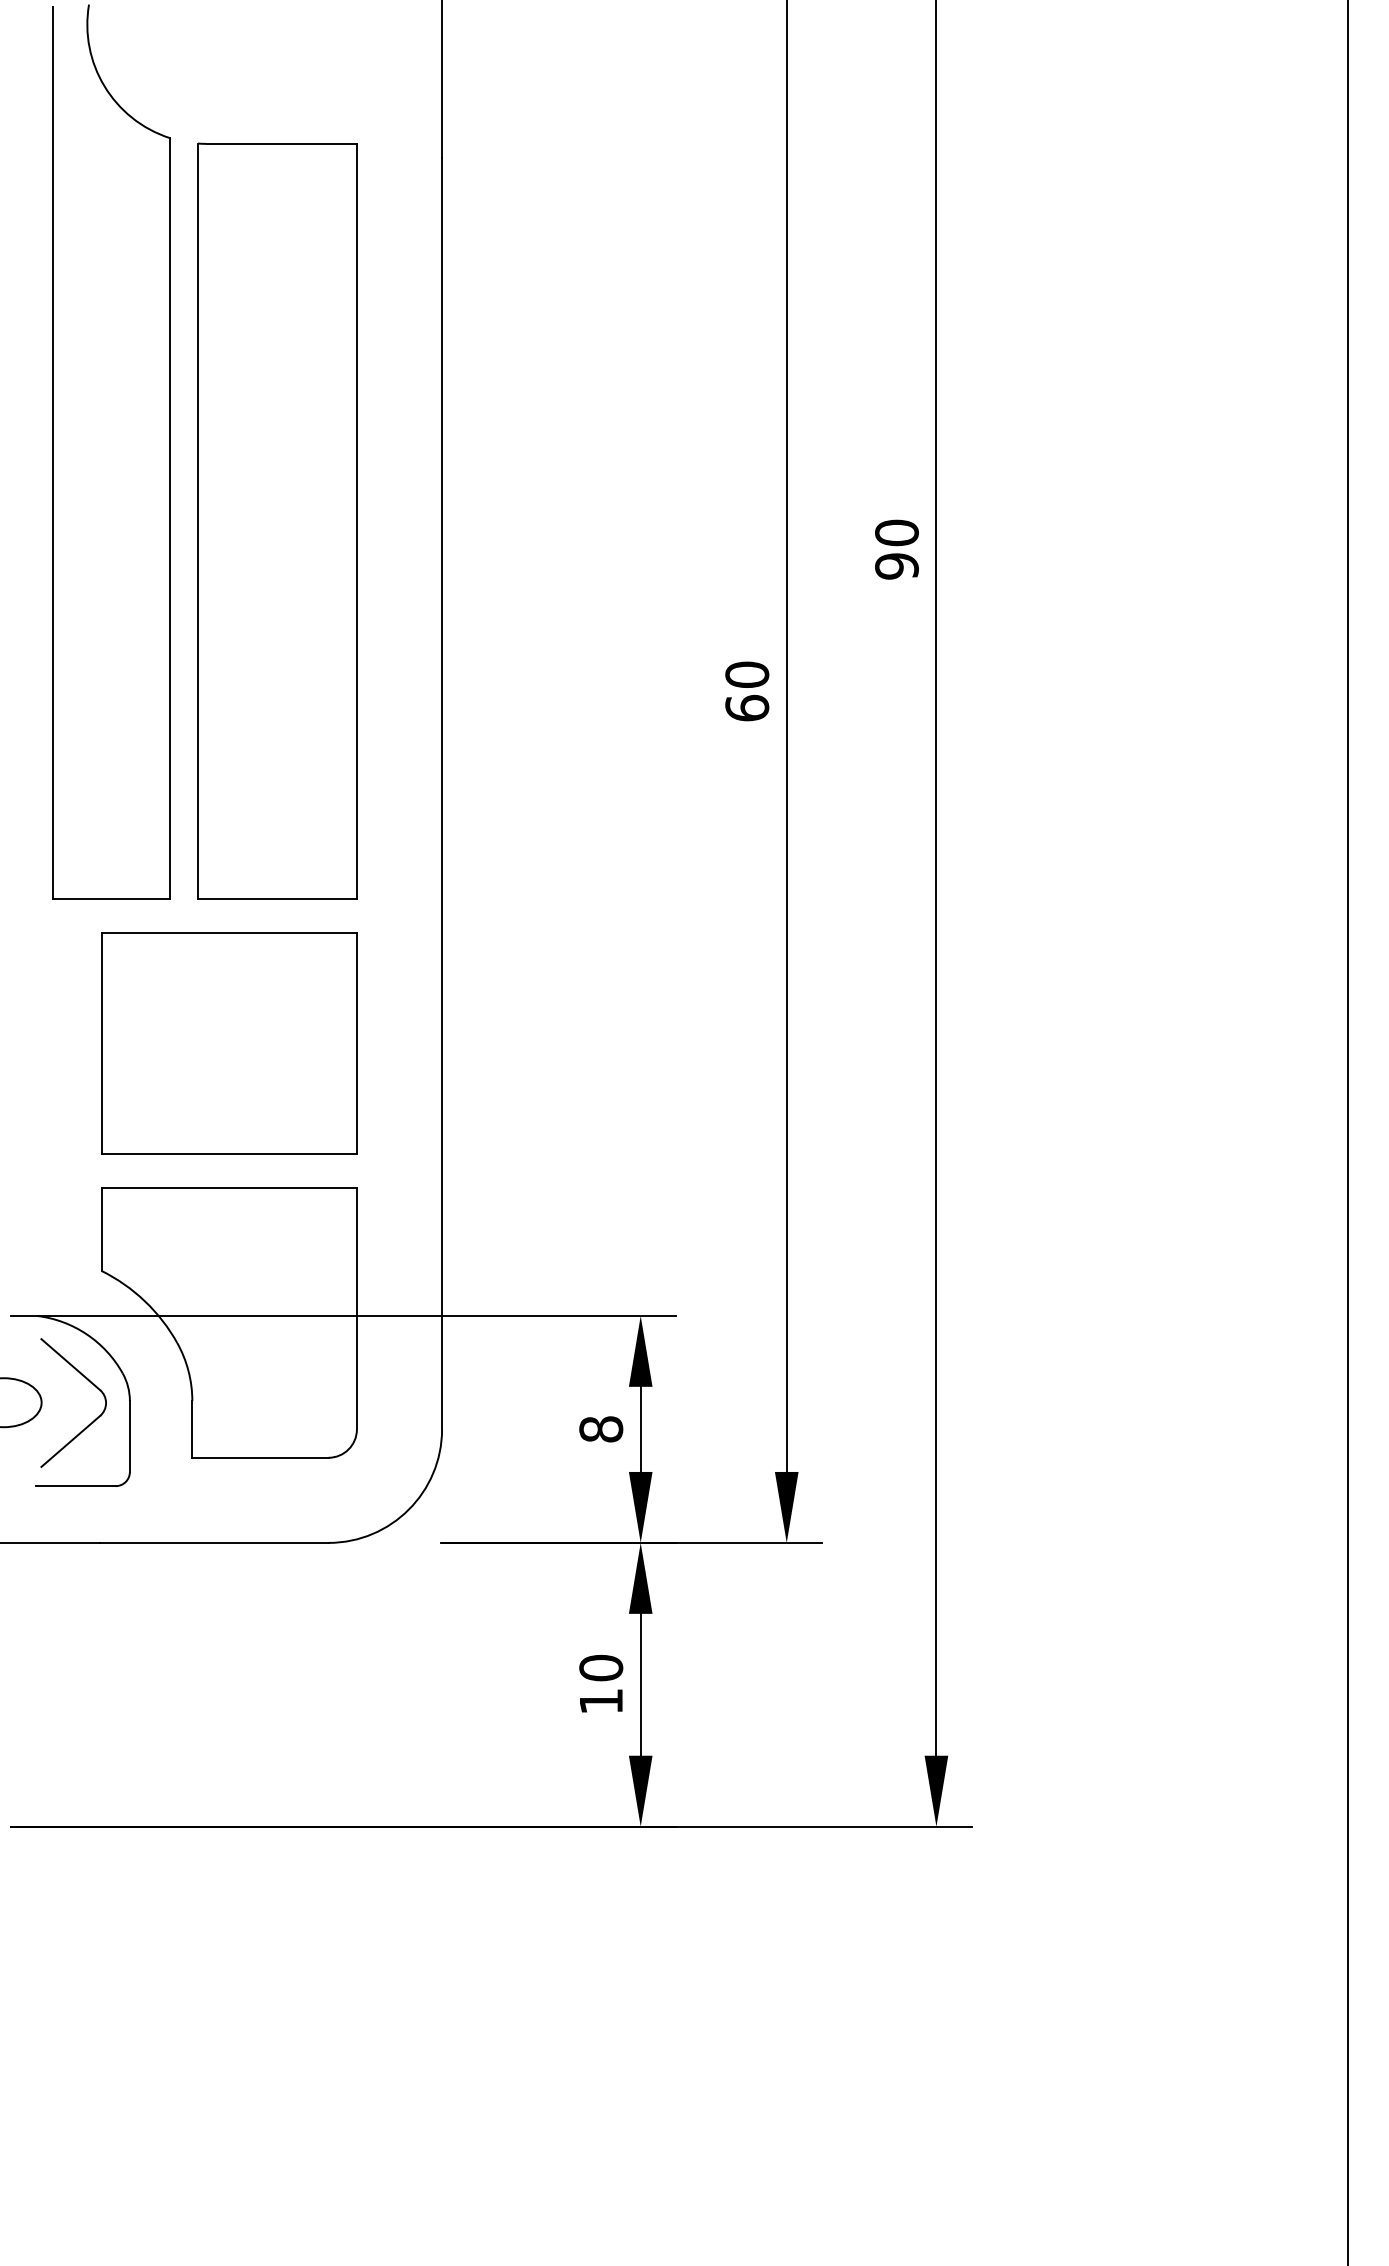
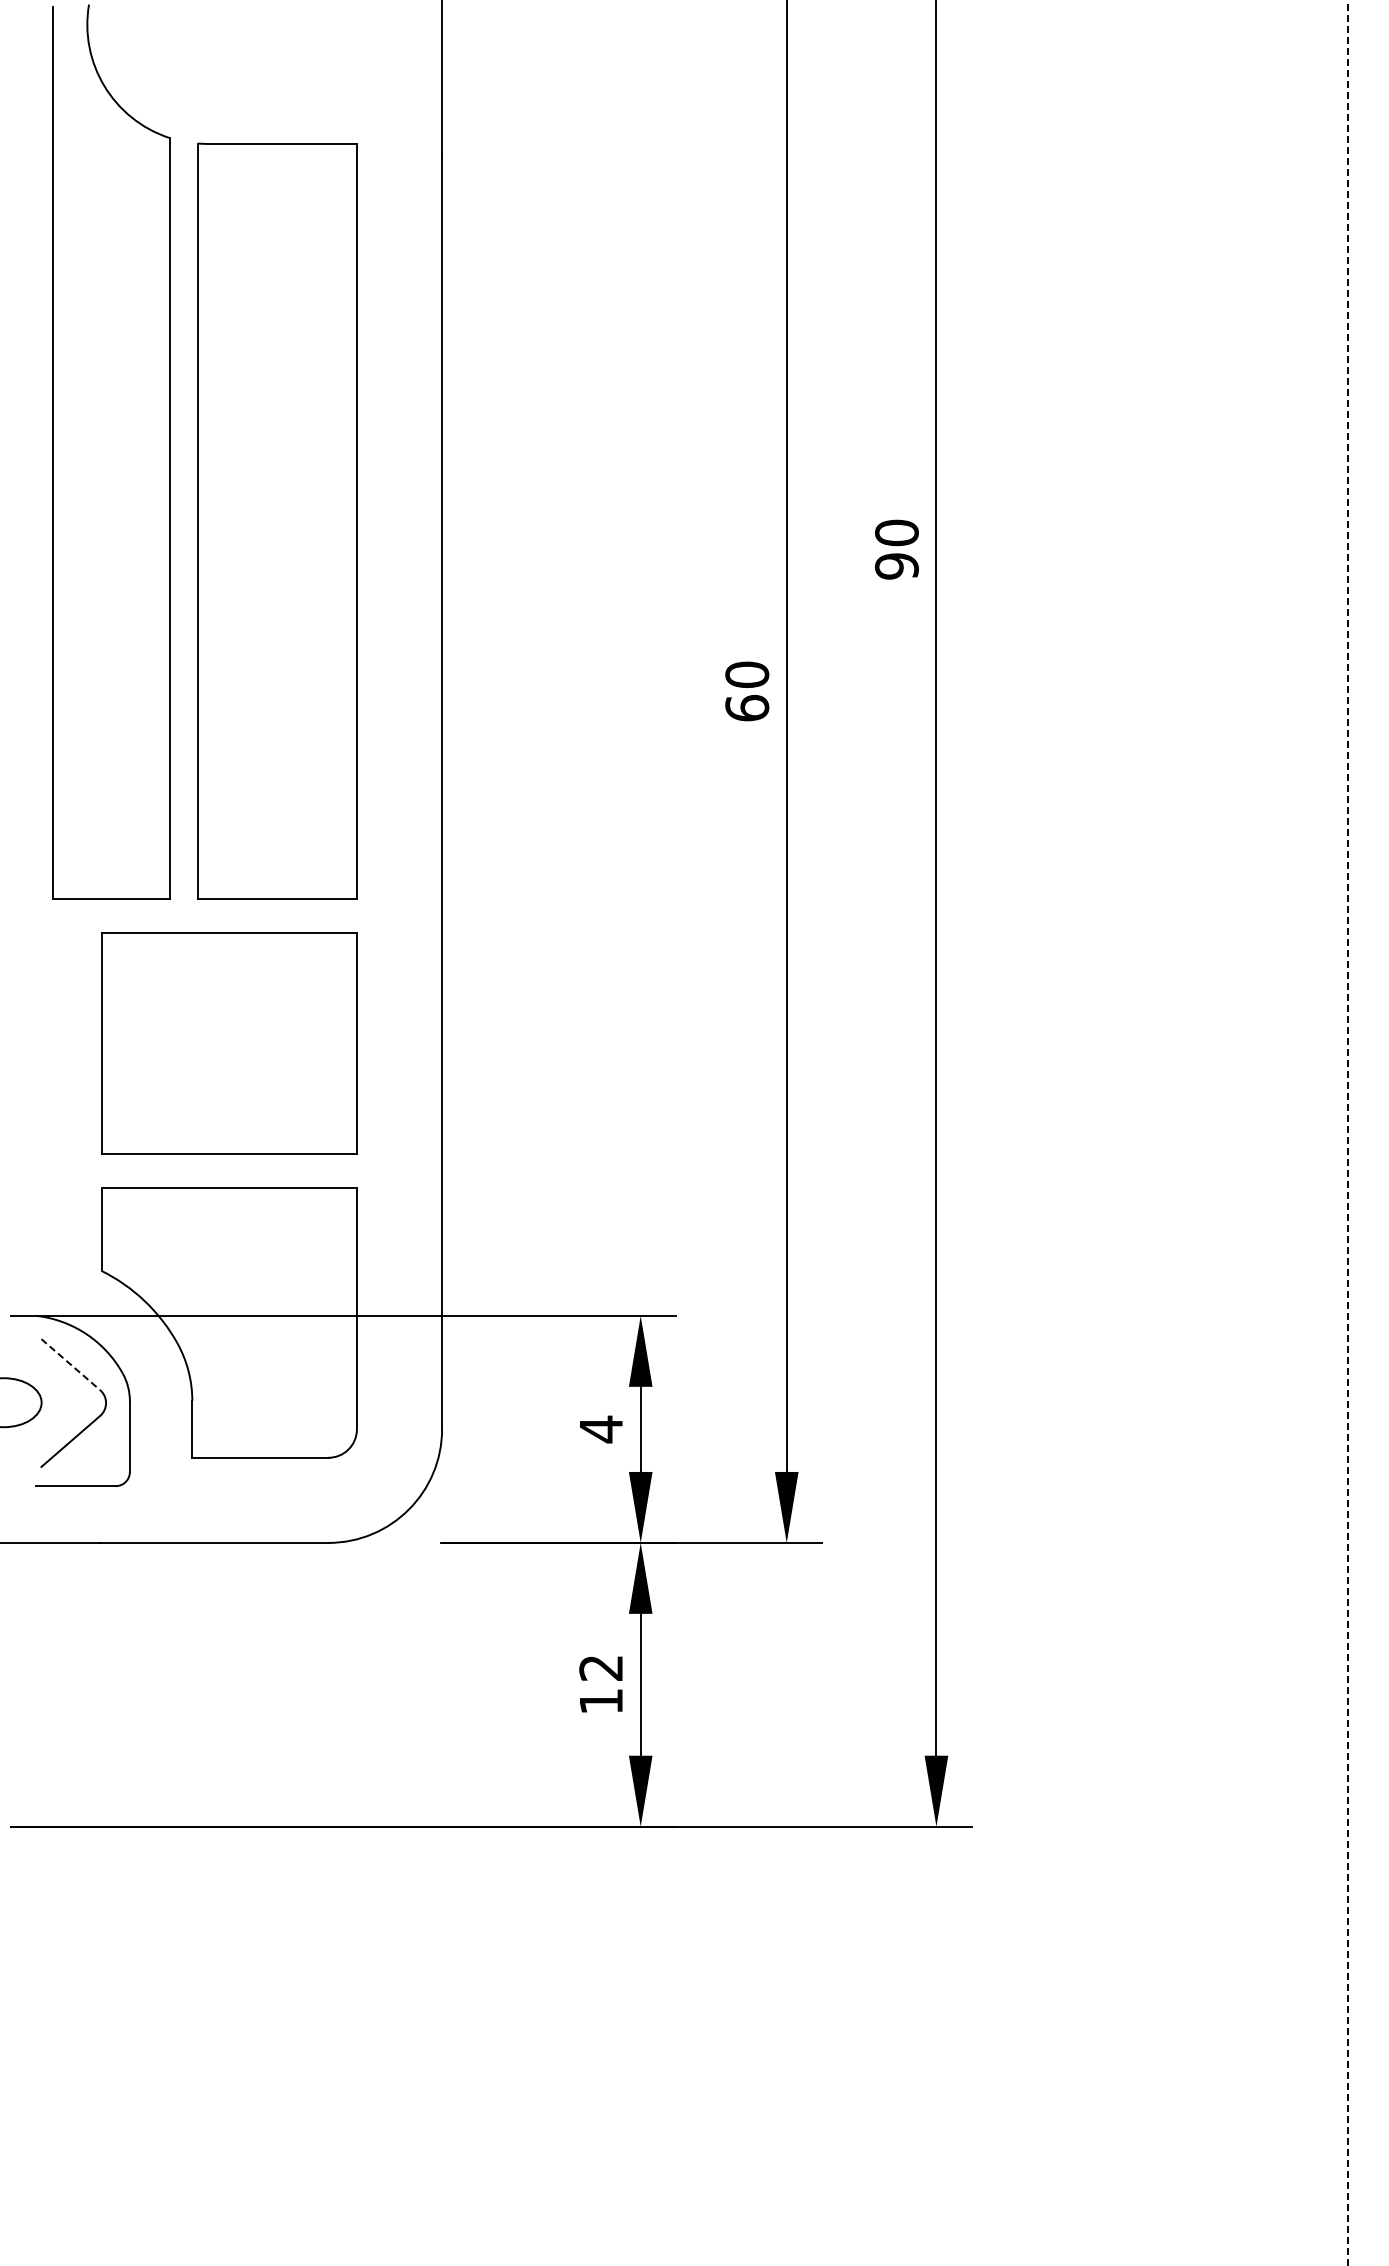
line: solid -> dashed (1347, 1132)
line: solid -> dashed (70, 1364)
text: 8 -> 4 (601, 1429)
text: 10 -> 12 (601, 1667)
